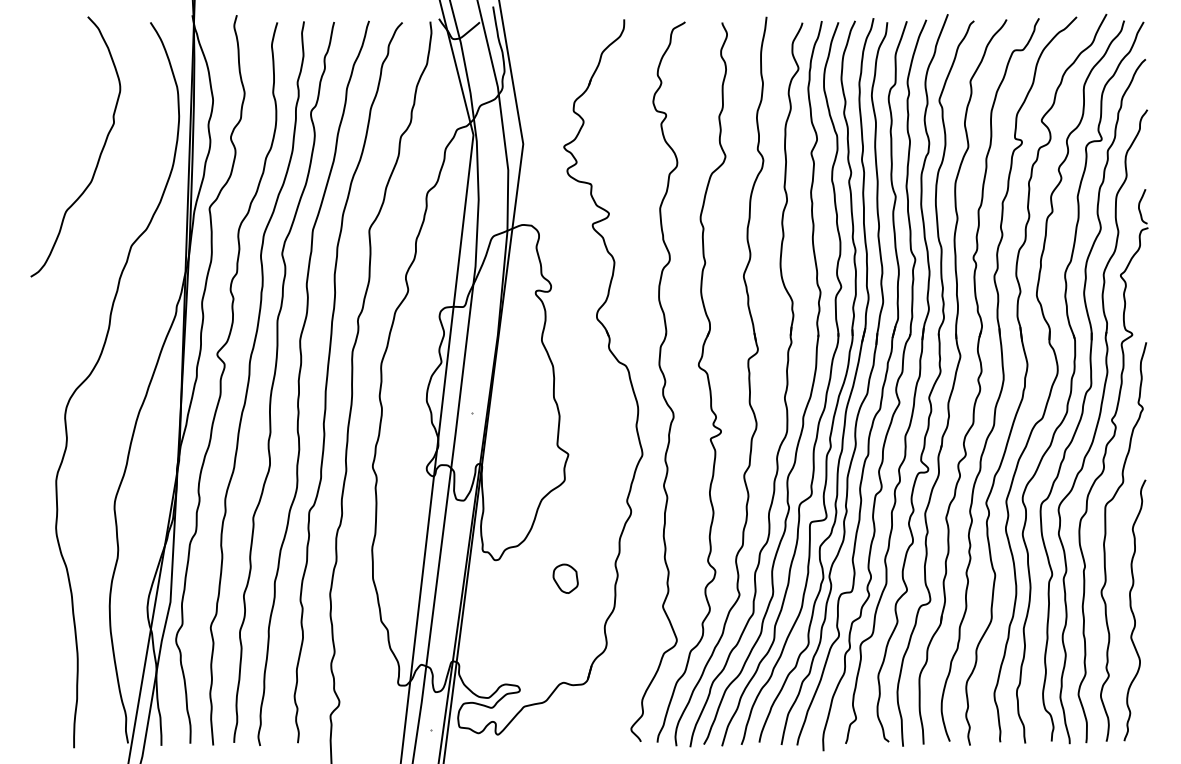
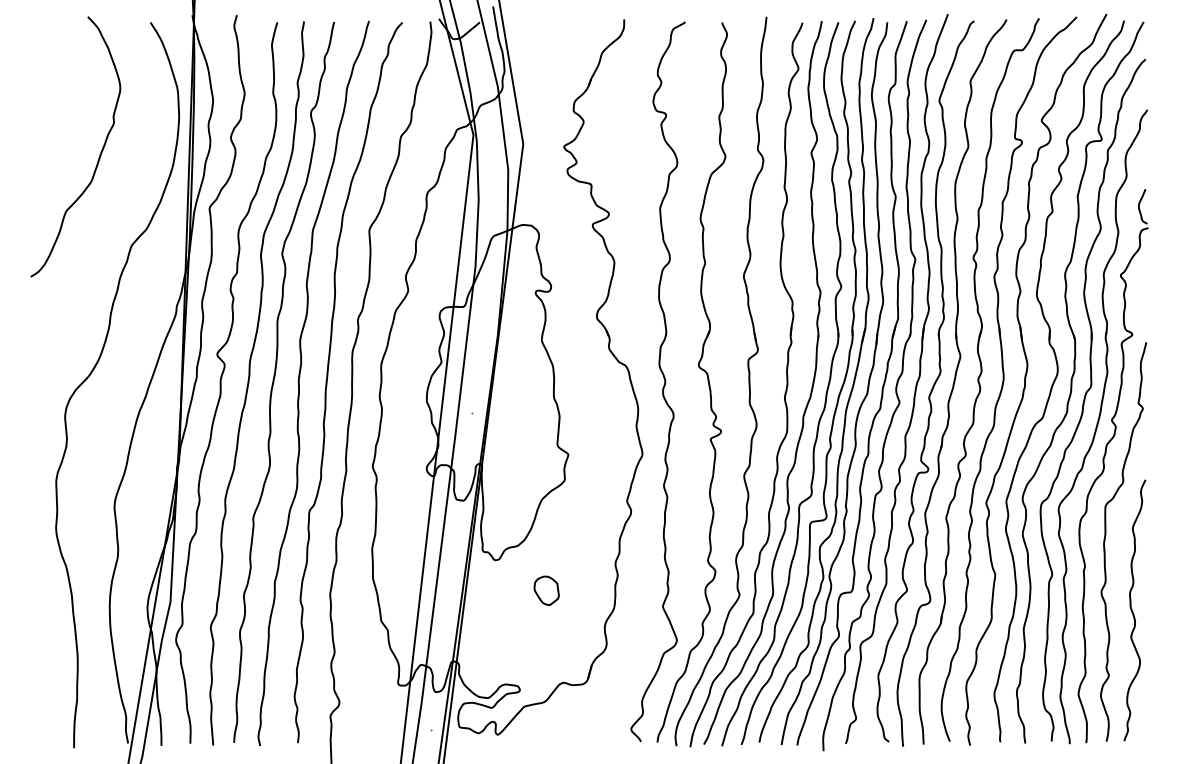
part position: (565, 578) -> (546, 590) (546, 590)
